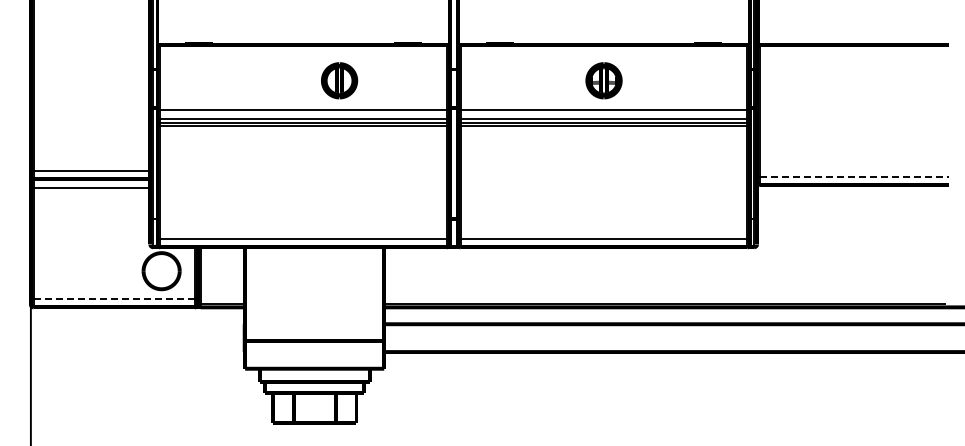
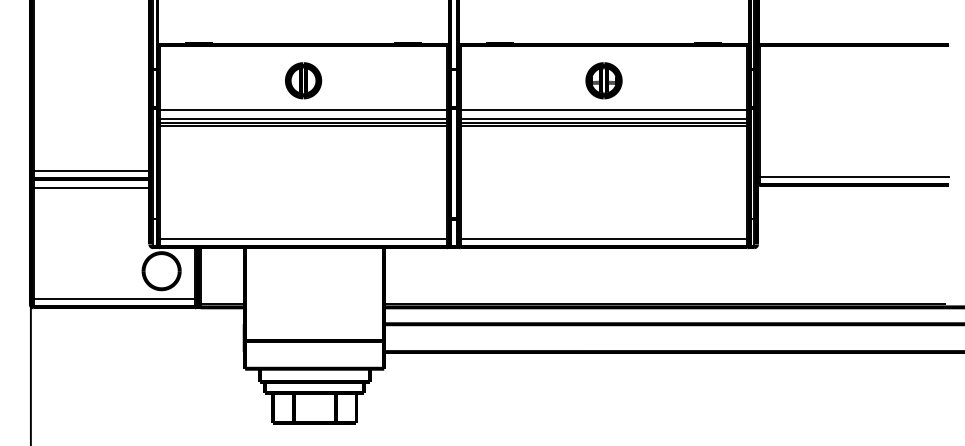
part position: (339, 80) -> (303, 80) (303, 80)
line: dashed -> solid (854, 176)
line: dashed -> solid (114, 299)
